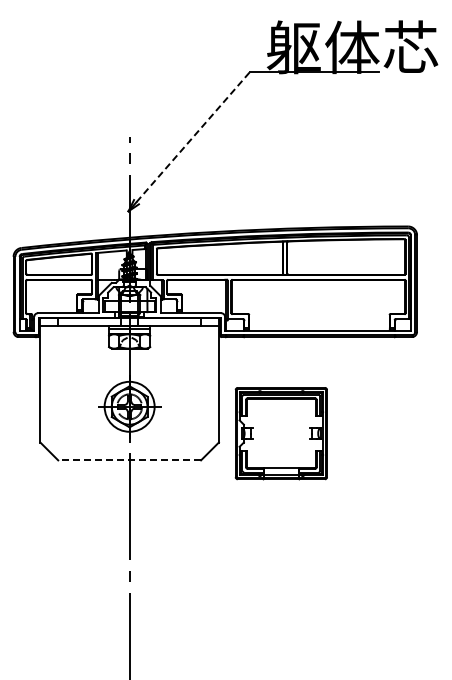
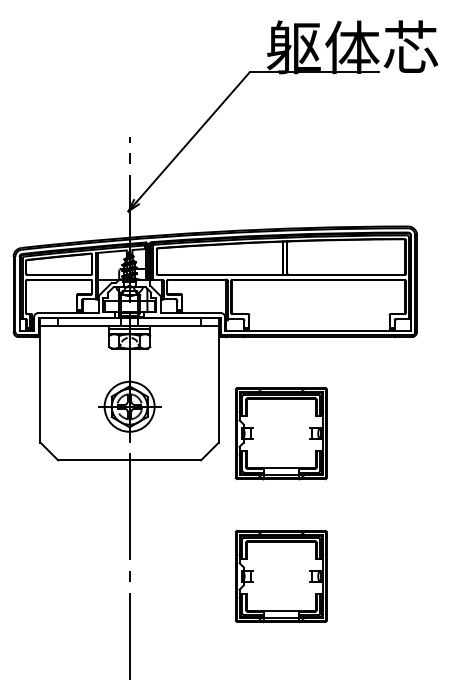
line: dashed -> solid (193, 136)
line: dashed -> solid (129, 460)
part: none -> present (280, 576)
